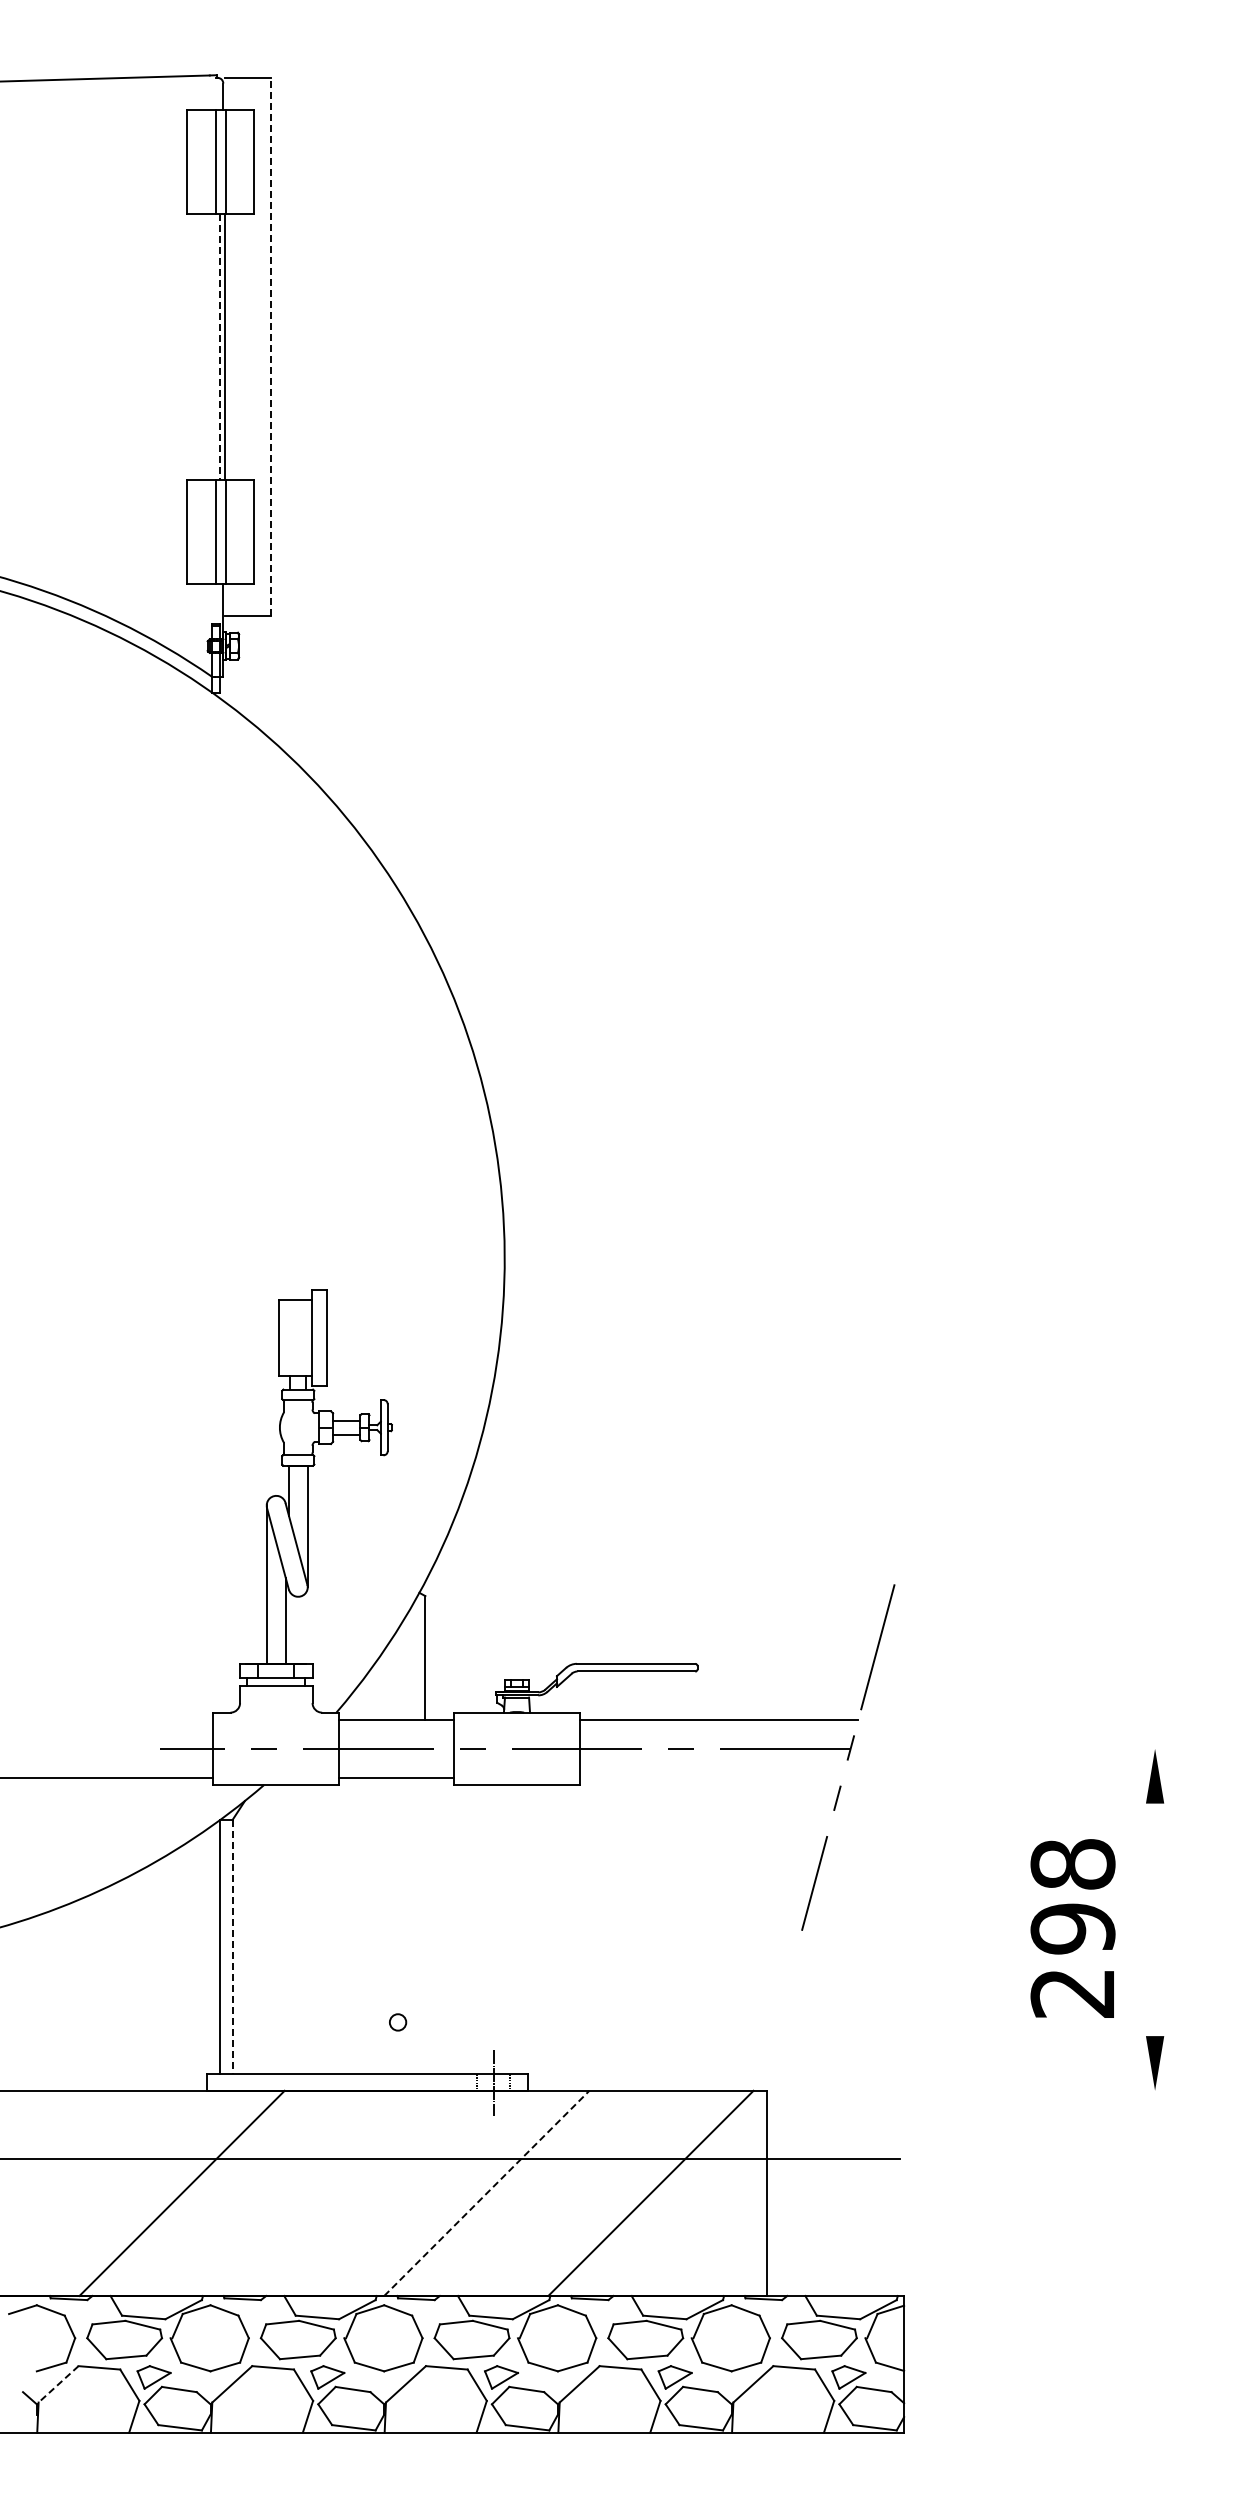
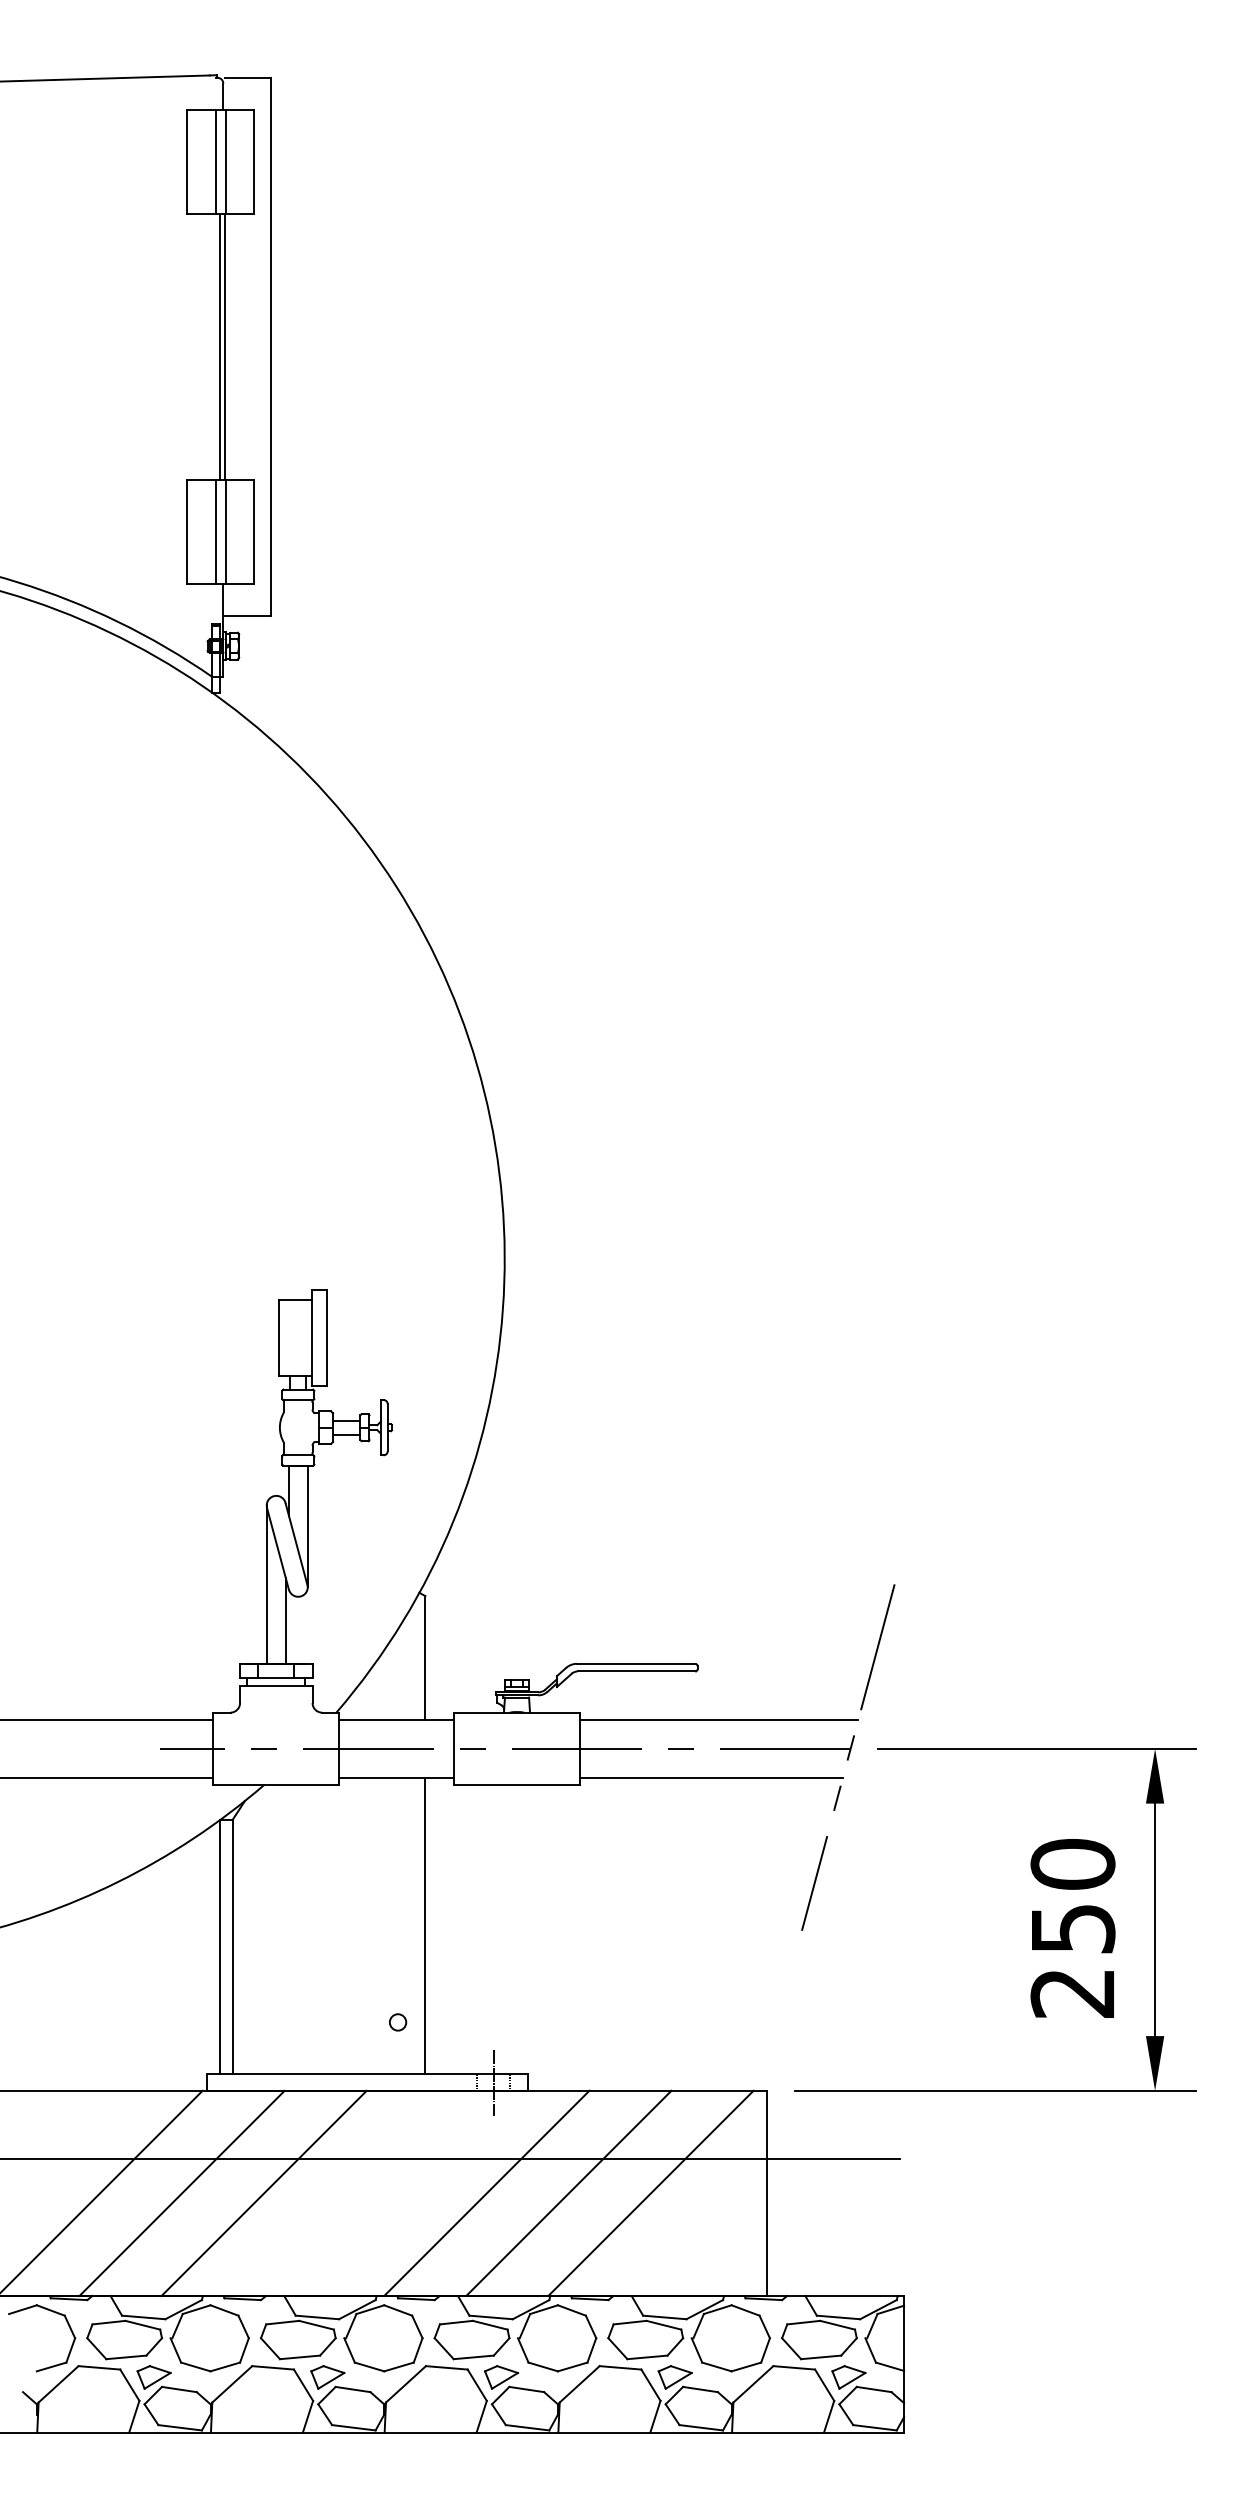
line: dashed -> solid (220, 346)
line: dashed -> solid (270, 346)
line: none -> present (107, 1719)
line: none -> present (1036, 1748)
line: none -> present (710, 1778)
text: 298 -> 250 (1072, 1896)
line: none -> present (1155, 1919)
line: none -> present (425, 1926)
line: dashed -> solid (232, 1947)
line: none -> present (995, 2090)
line: none -> present (102, 2190)
line: none -> present (263, 2192)
line: none -> present (568, 2192)
line: dashed -> solid (487, 2193)
line: dashed -> solid (58, 2384)
